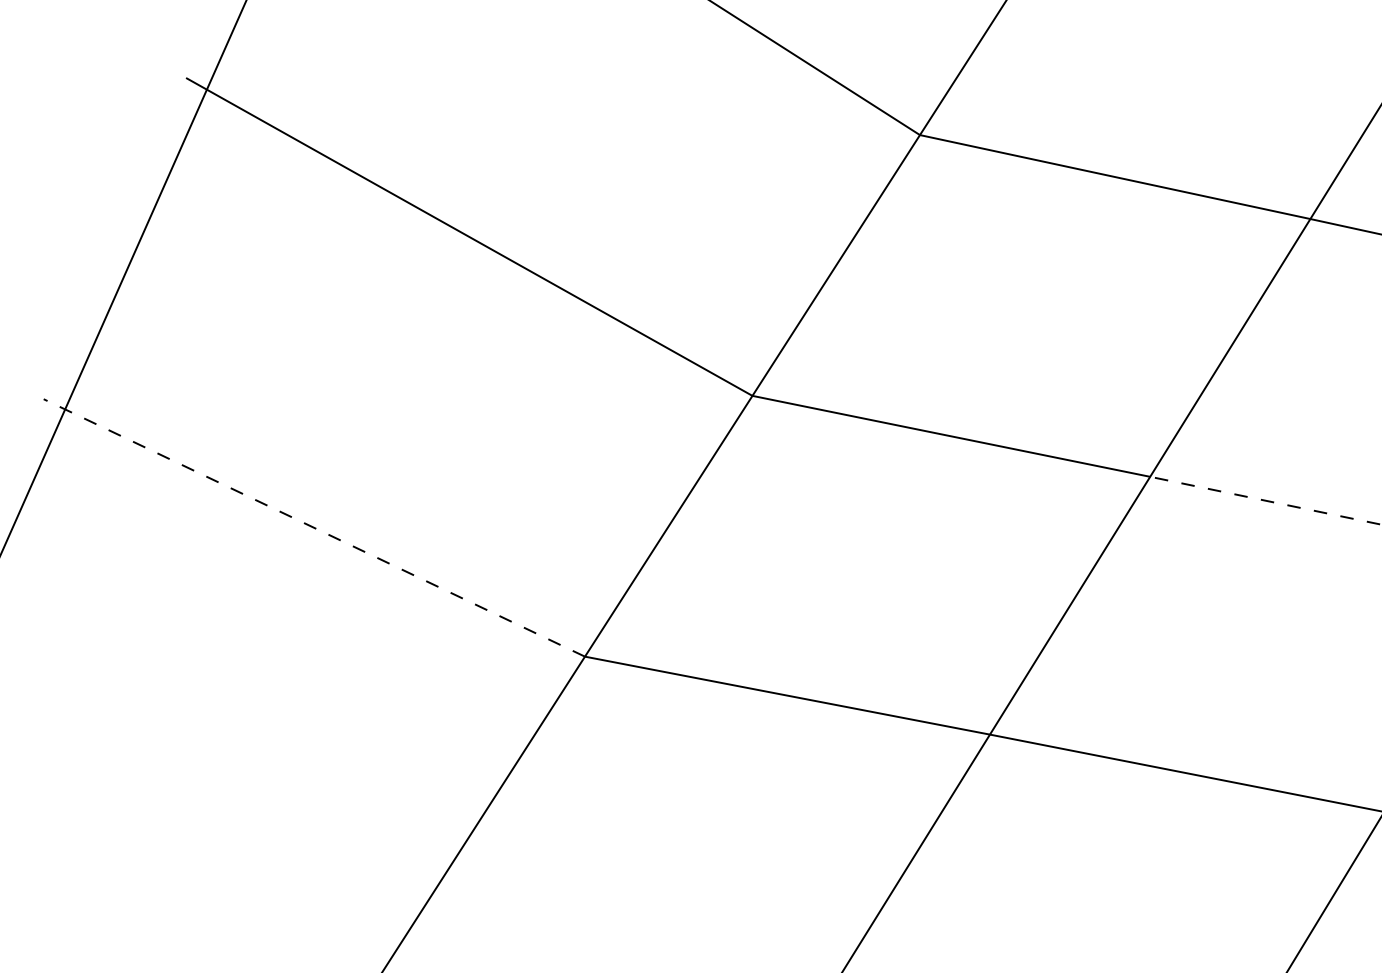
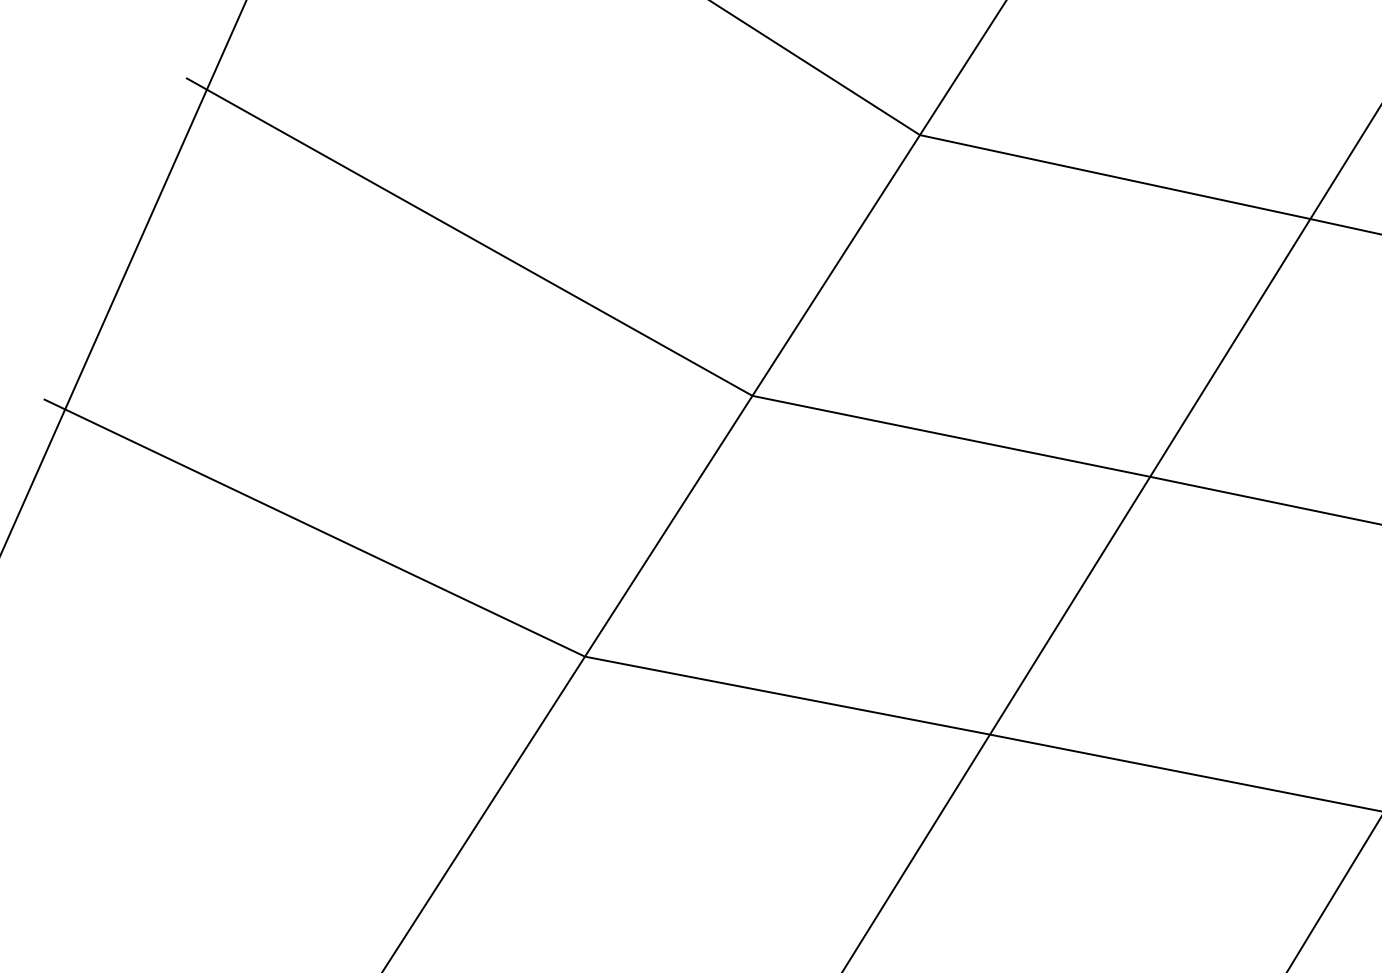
line: dashed -> solid (1265, 500)
line: dashed -> solid (314, 527)
